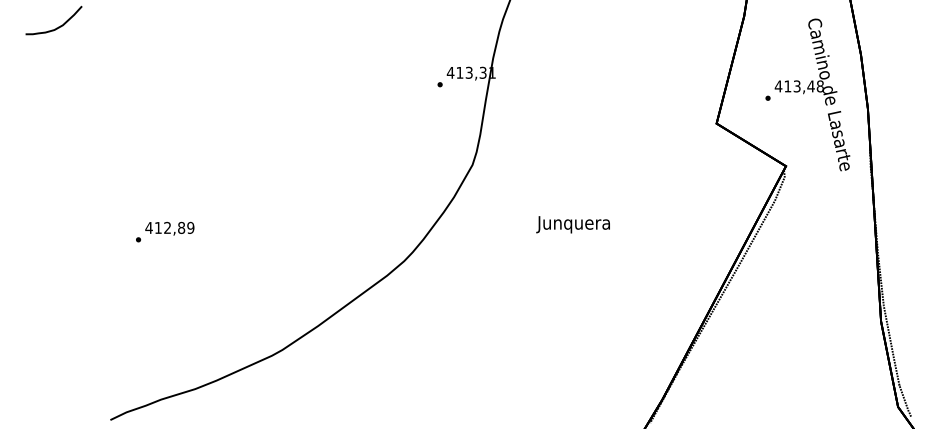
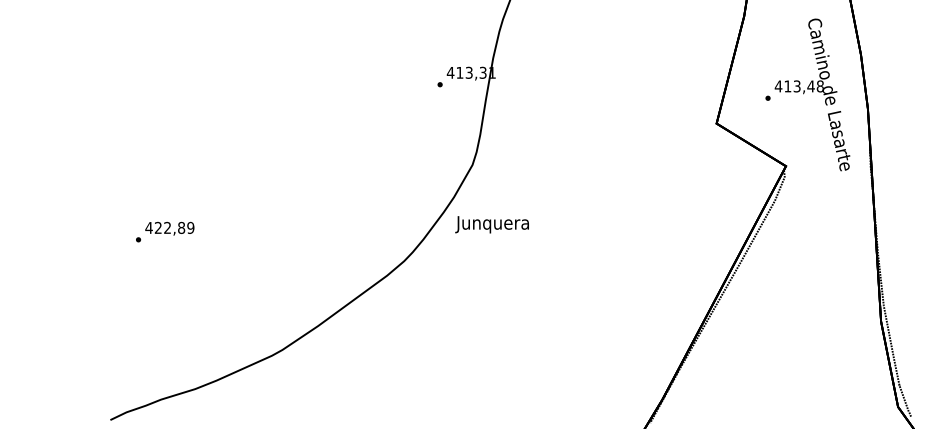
curve: present -> none (56, 27)
text position: (572, 224) -> (491, 224) (491, 224)
text: 412,89 -> 422,89 (157, 227)
